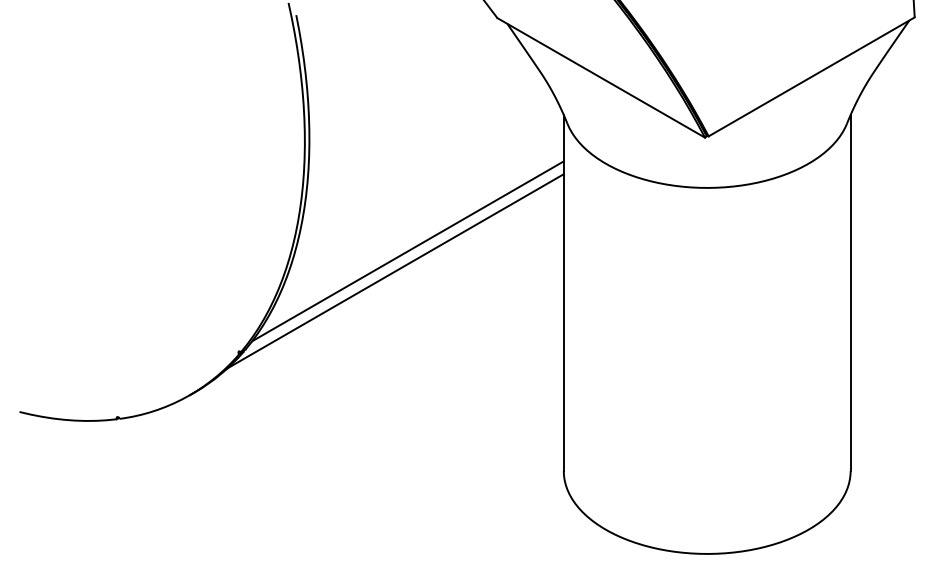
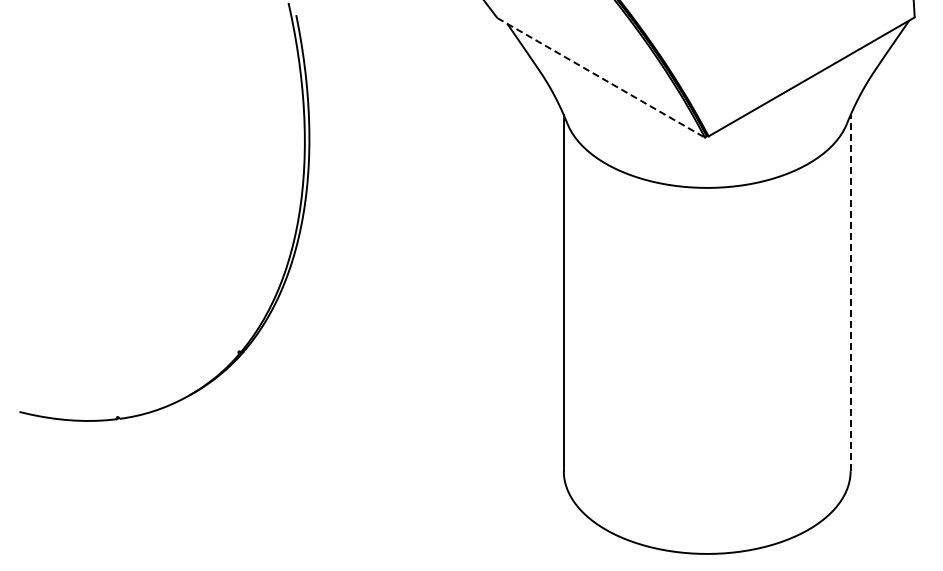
line: solid -> dashed (601, 77)
line: present -> none (407, 251)
line: present -> none (395, 271)
line: solid -> dashed (850, 292)
